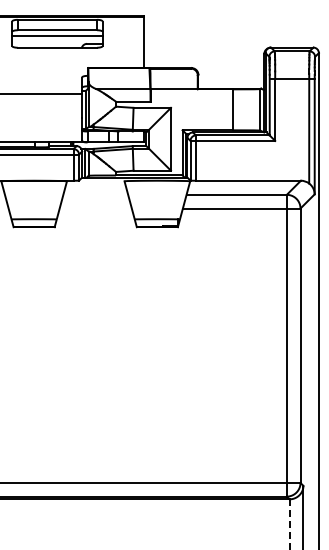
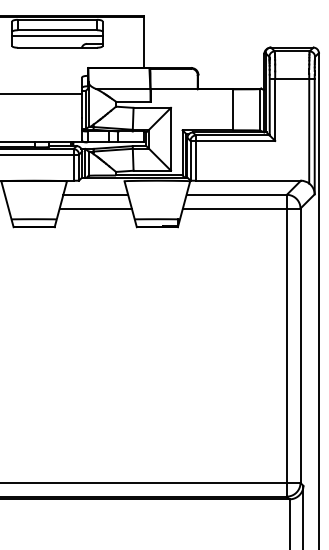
line: none -> present (95, 194)
line: none -> present (95, 208)
line: dashed -> solid (289, 524)
